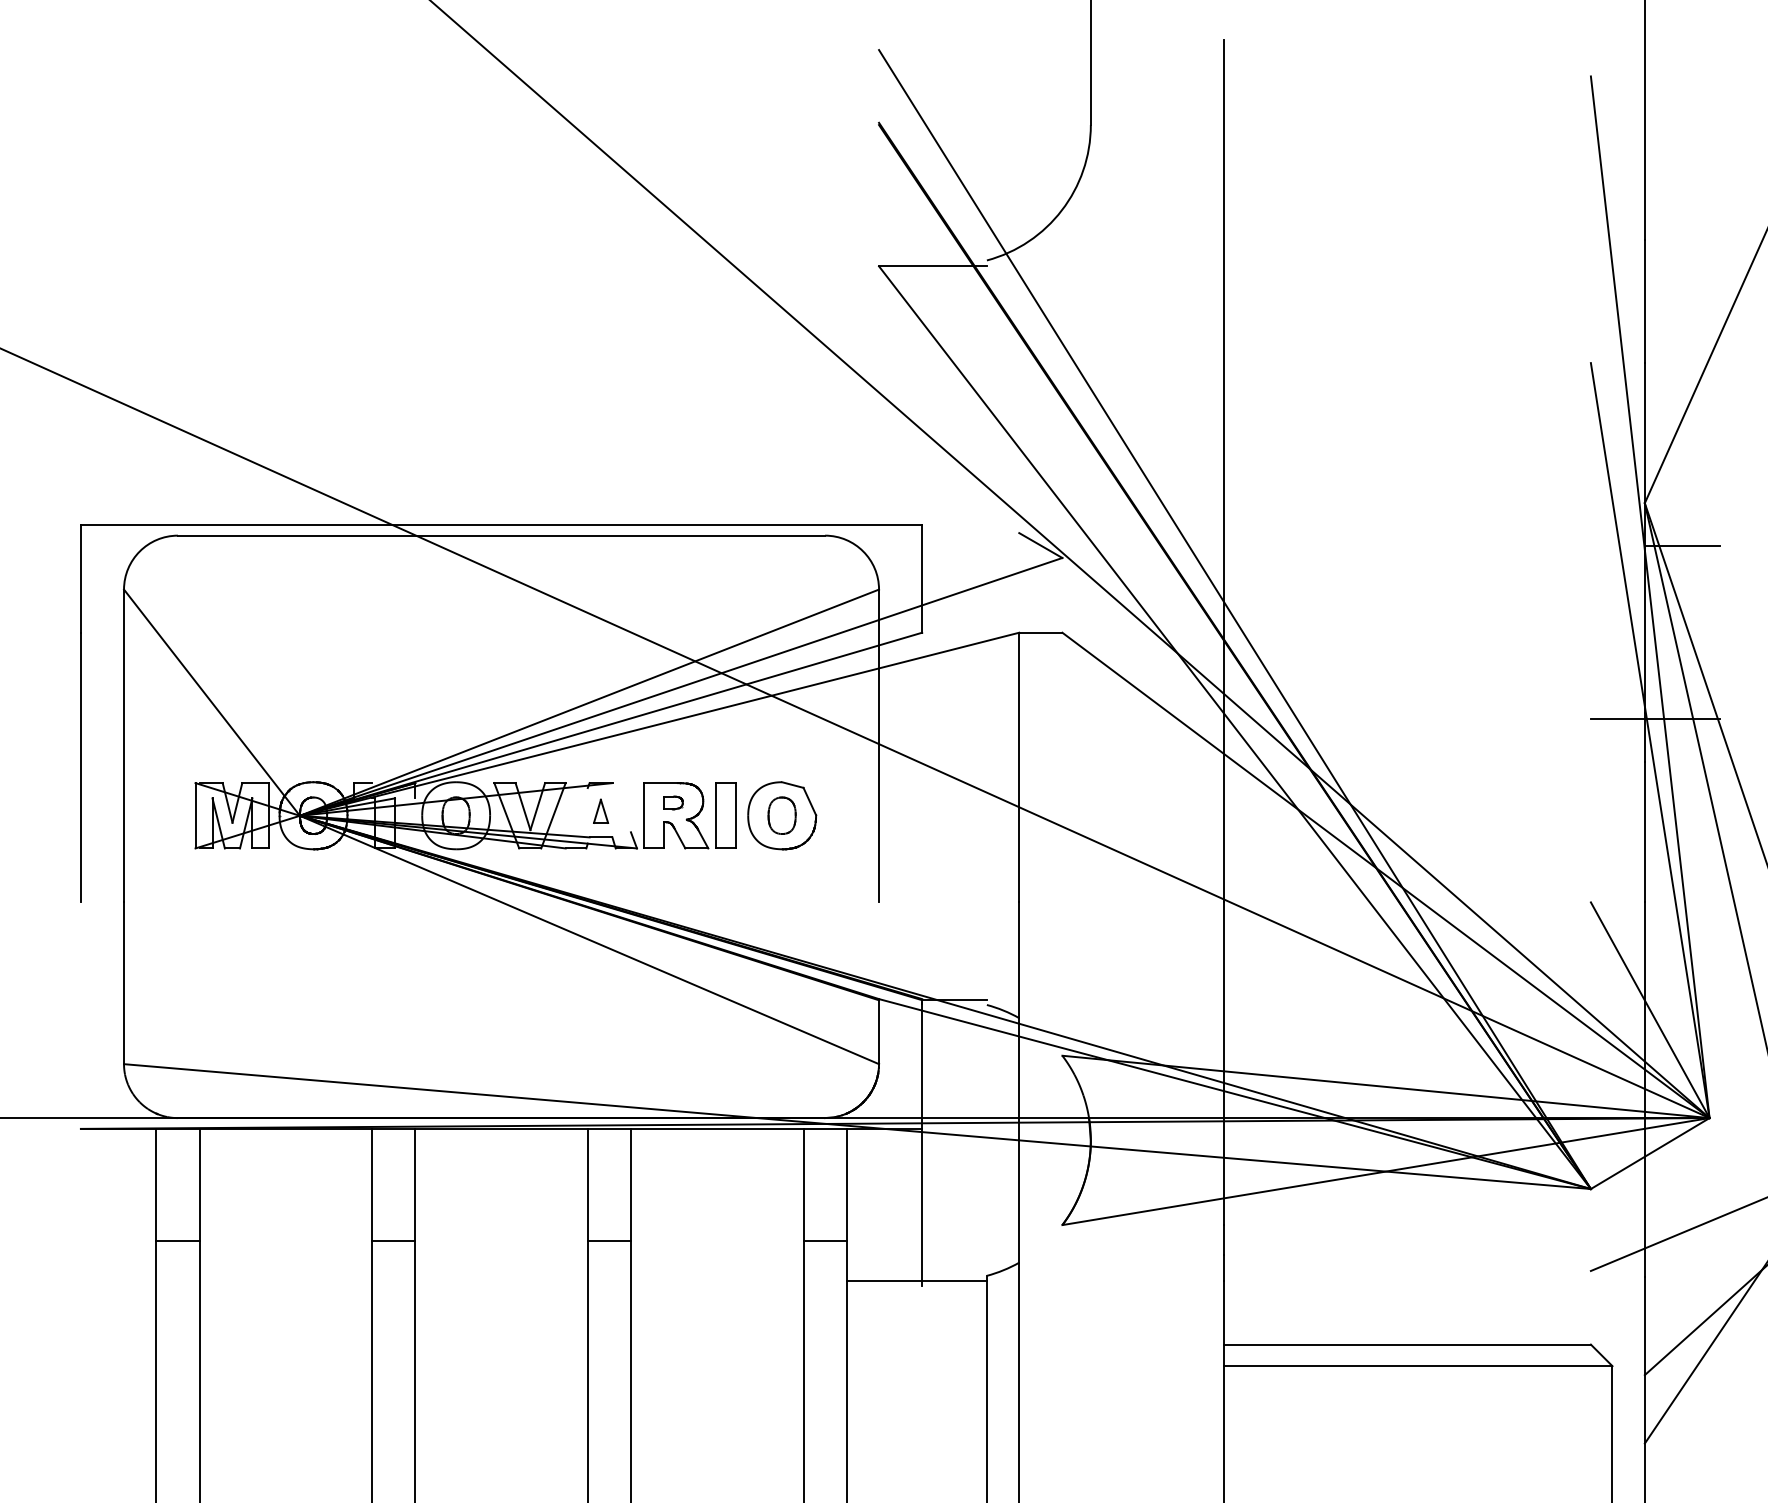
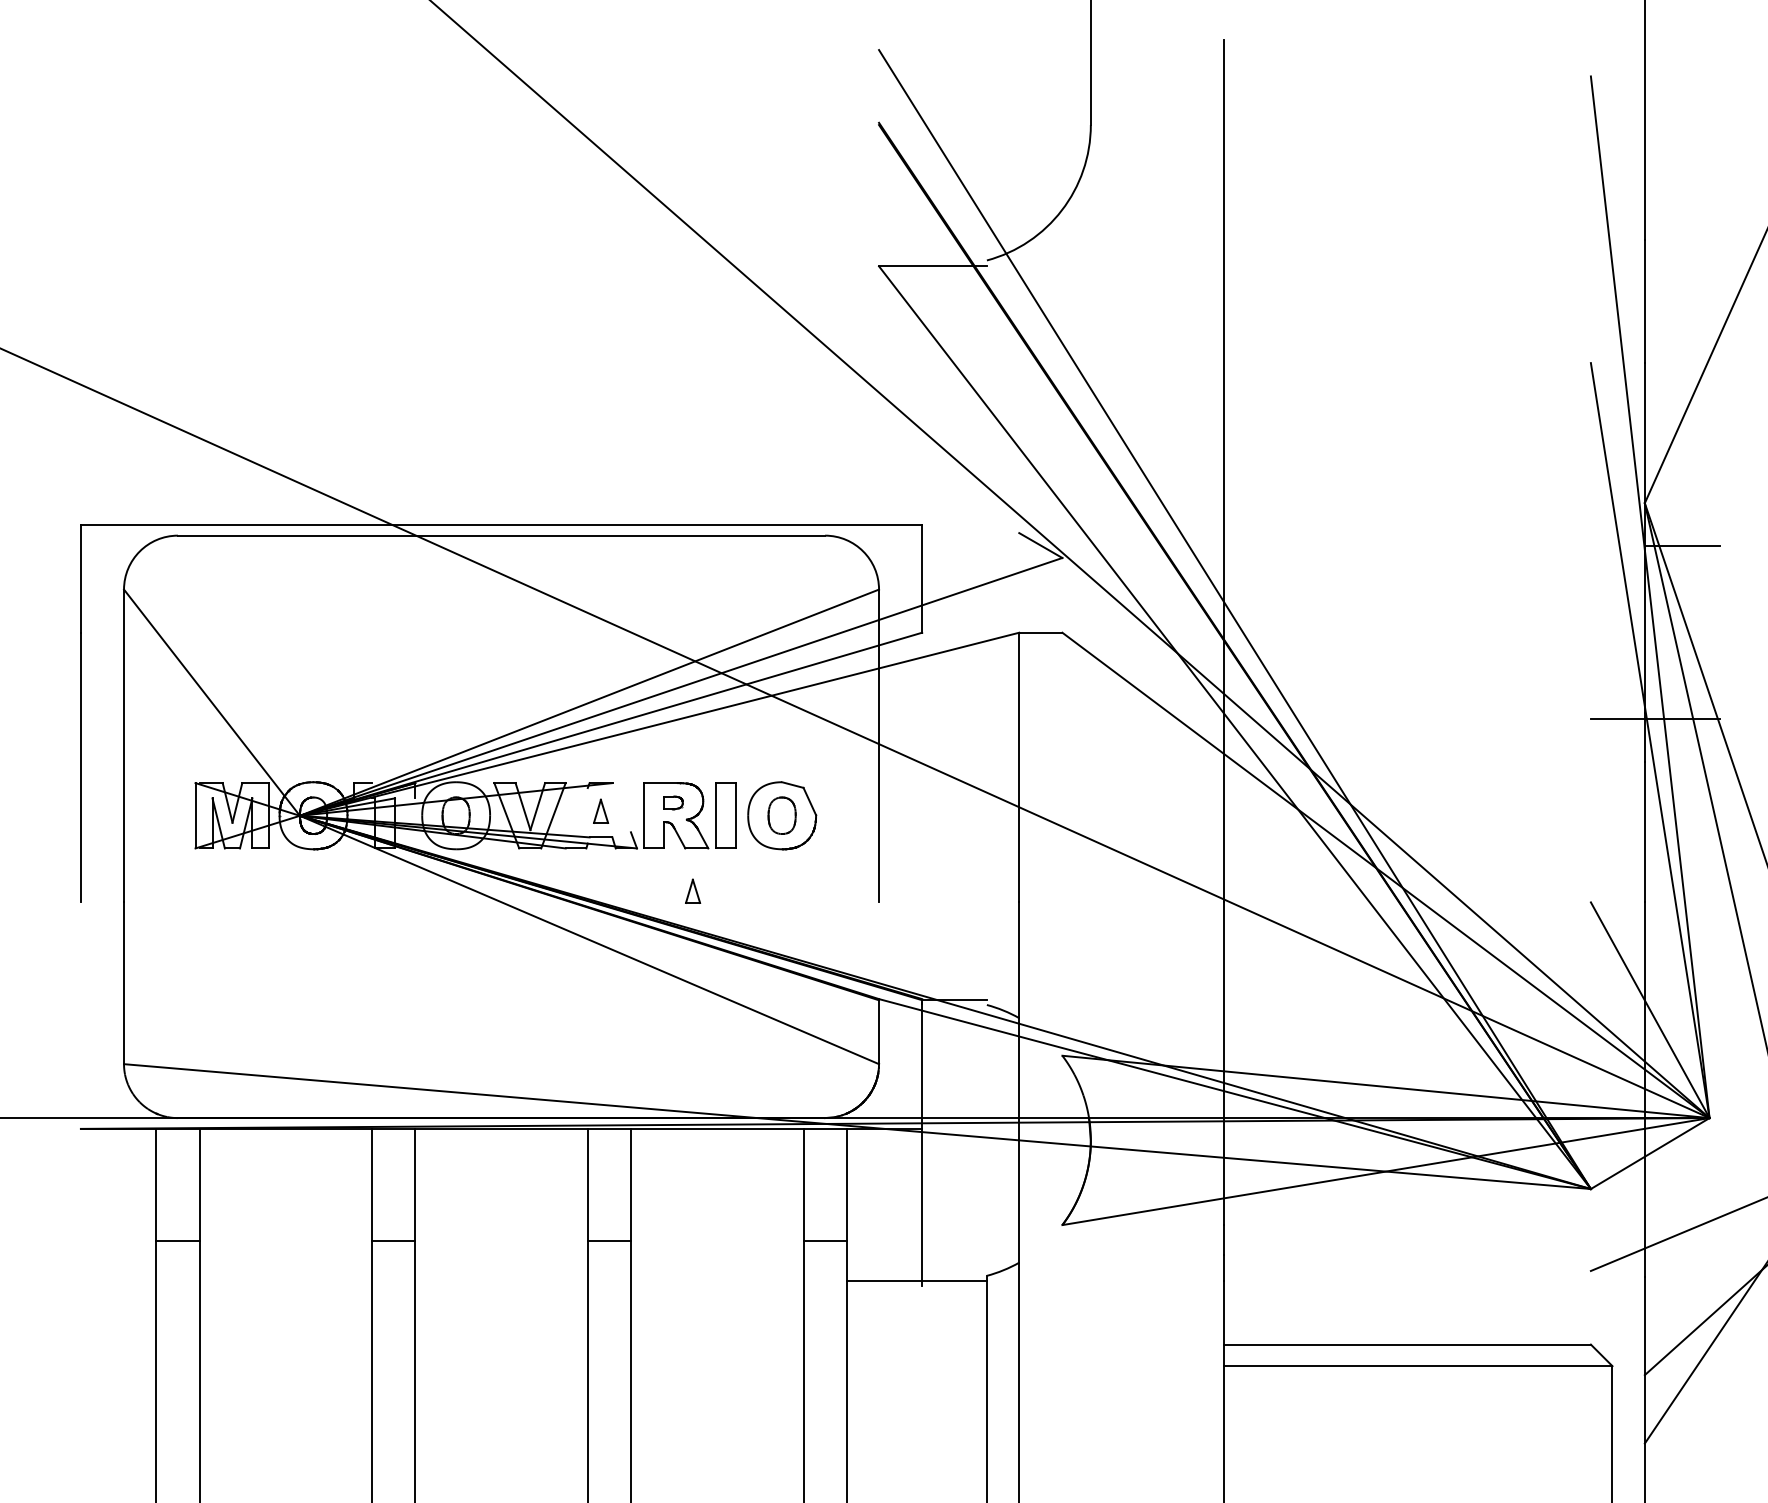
part: none -> present (693, 890)
